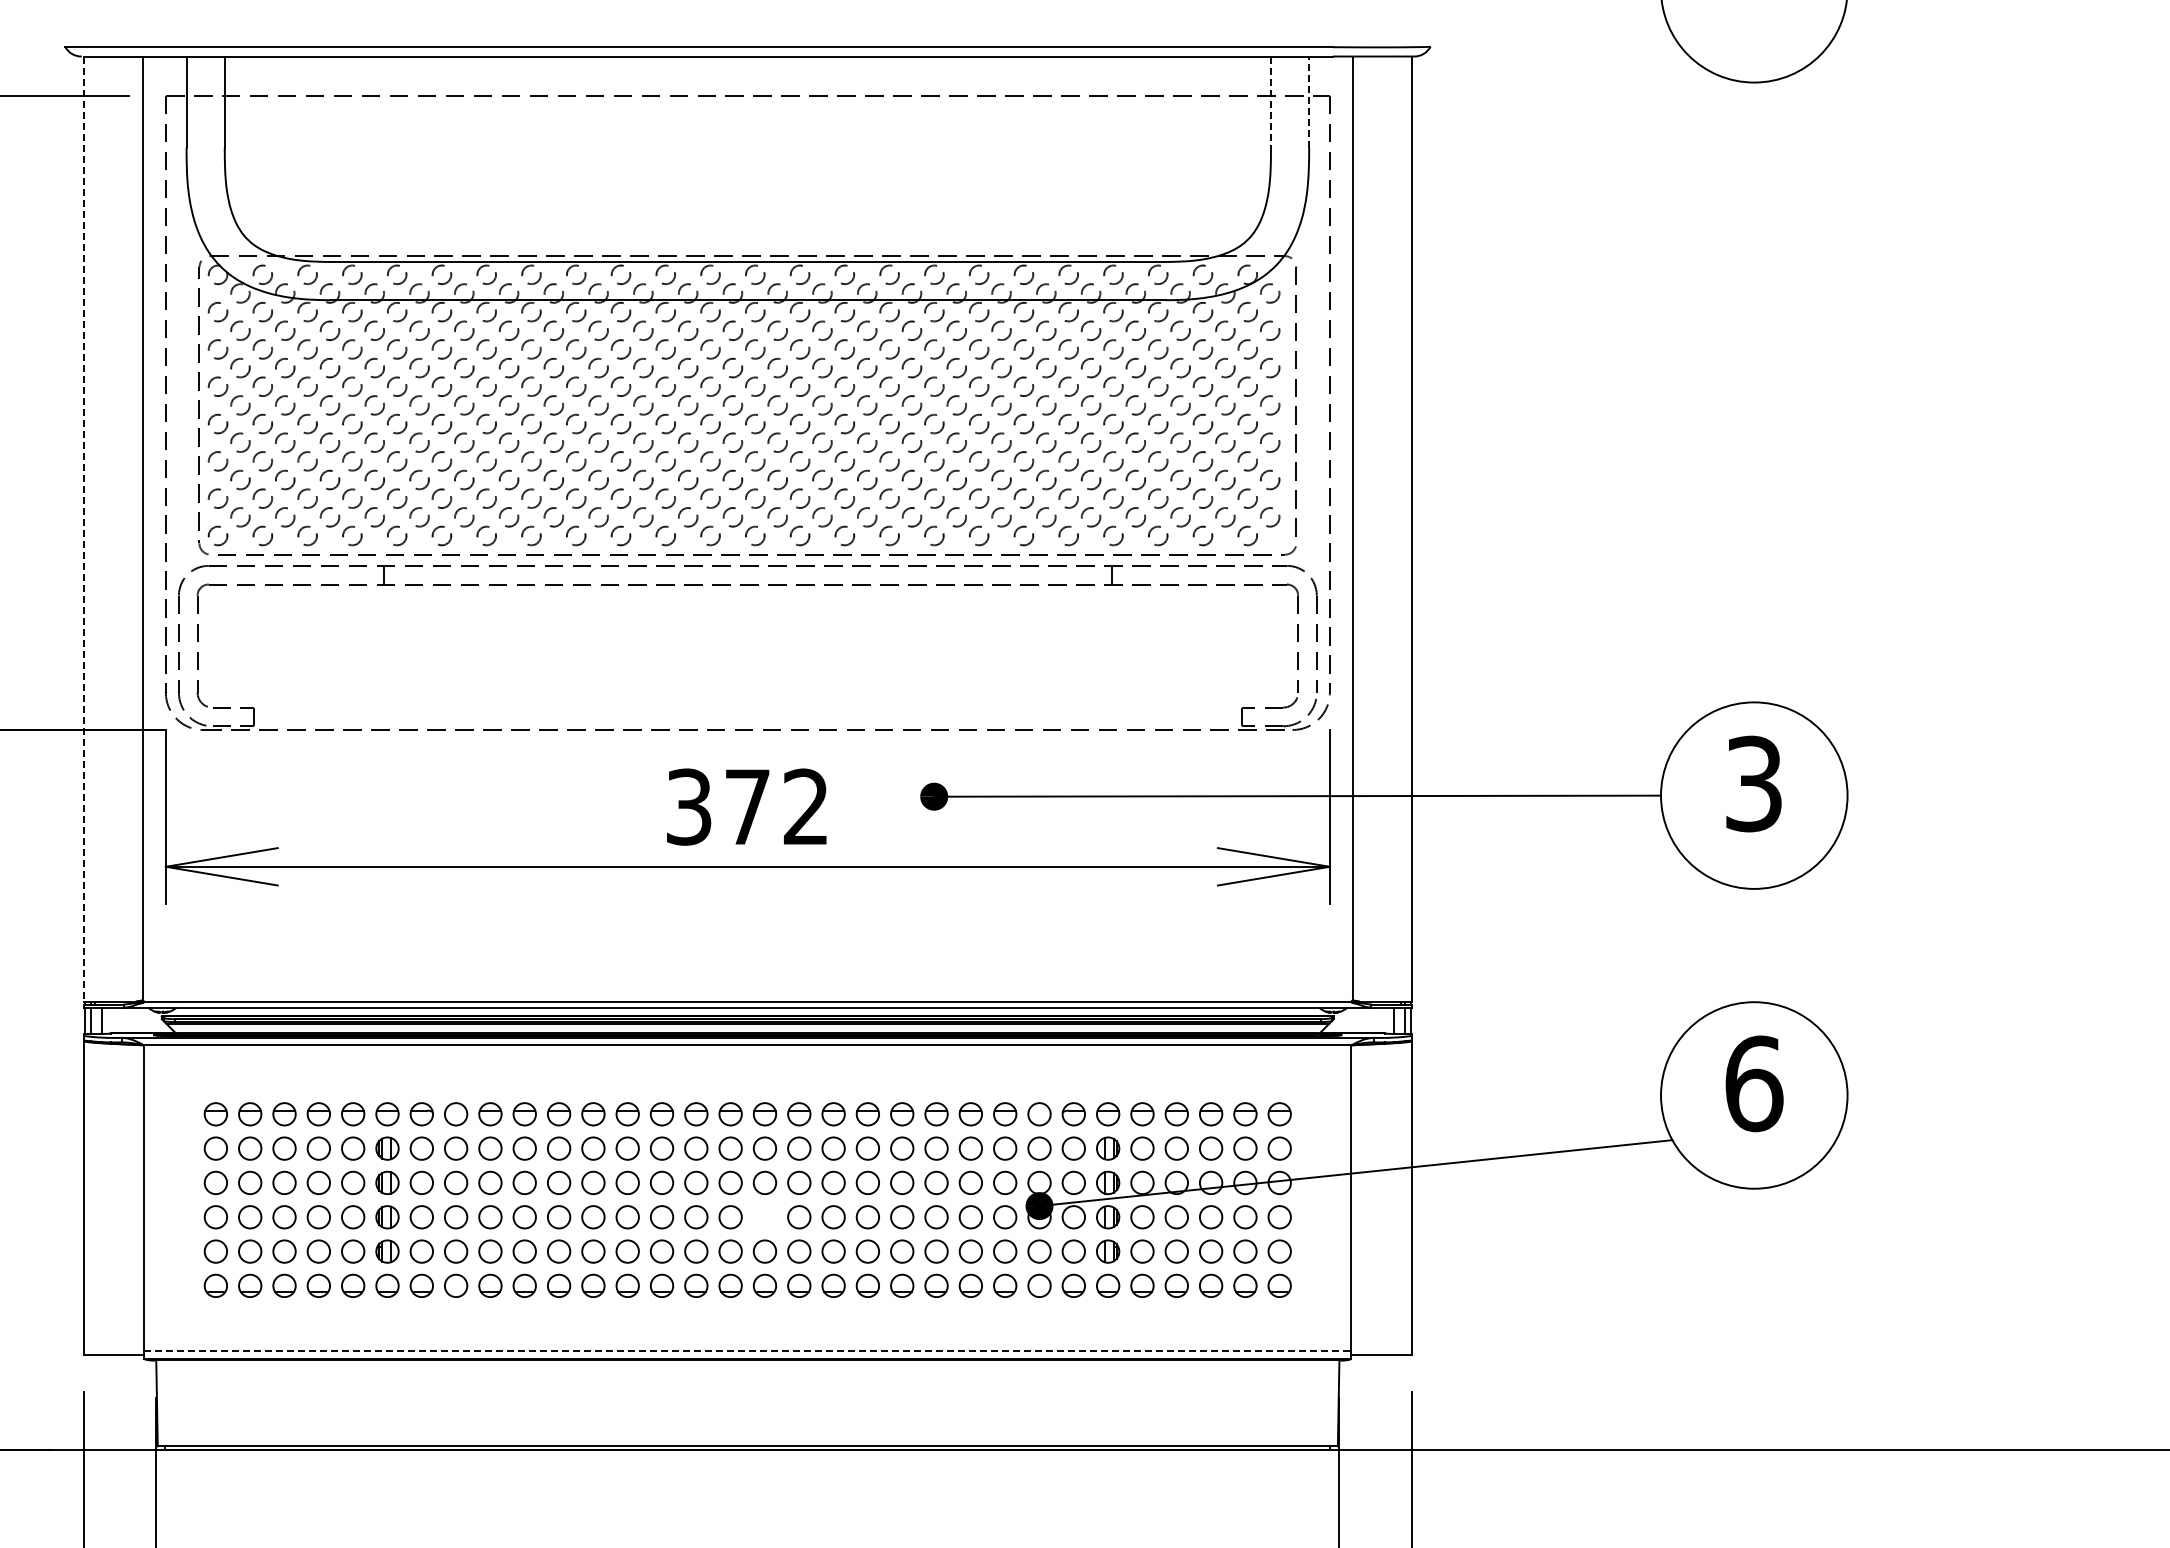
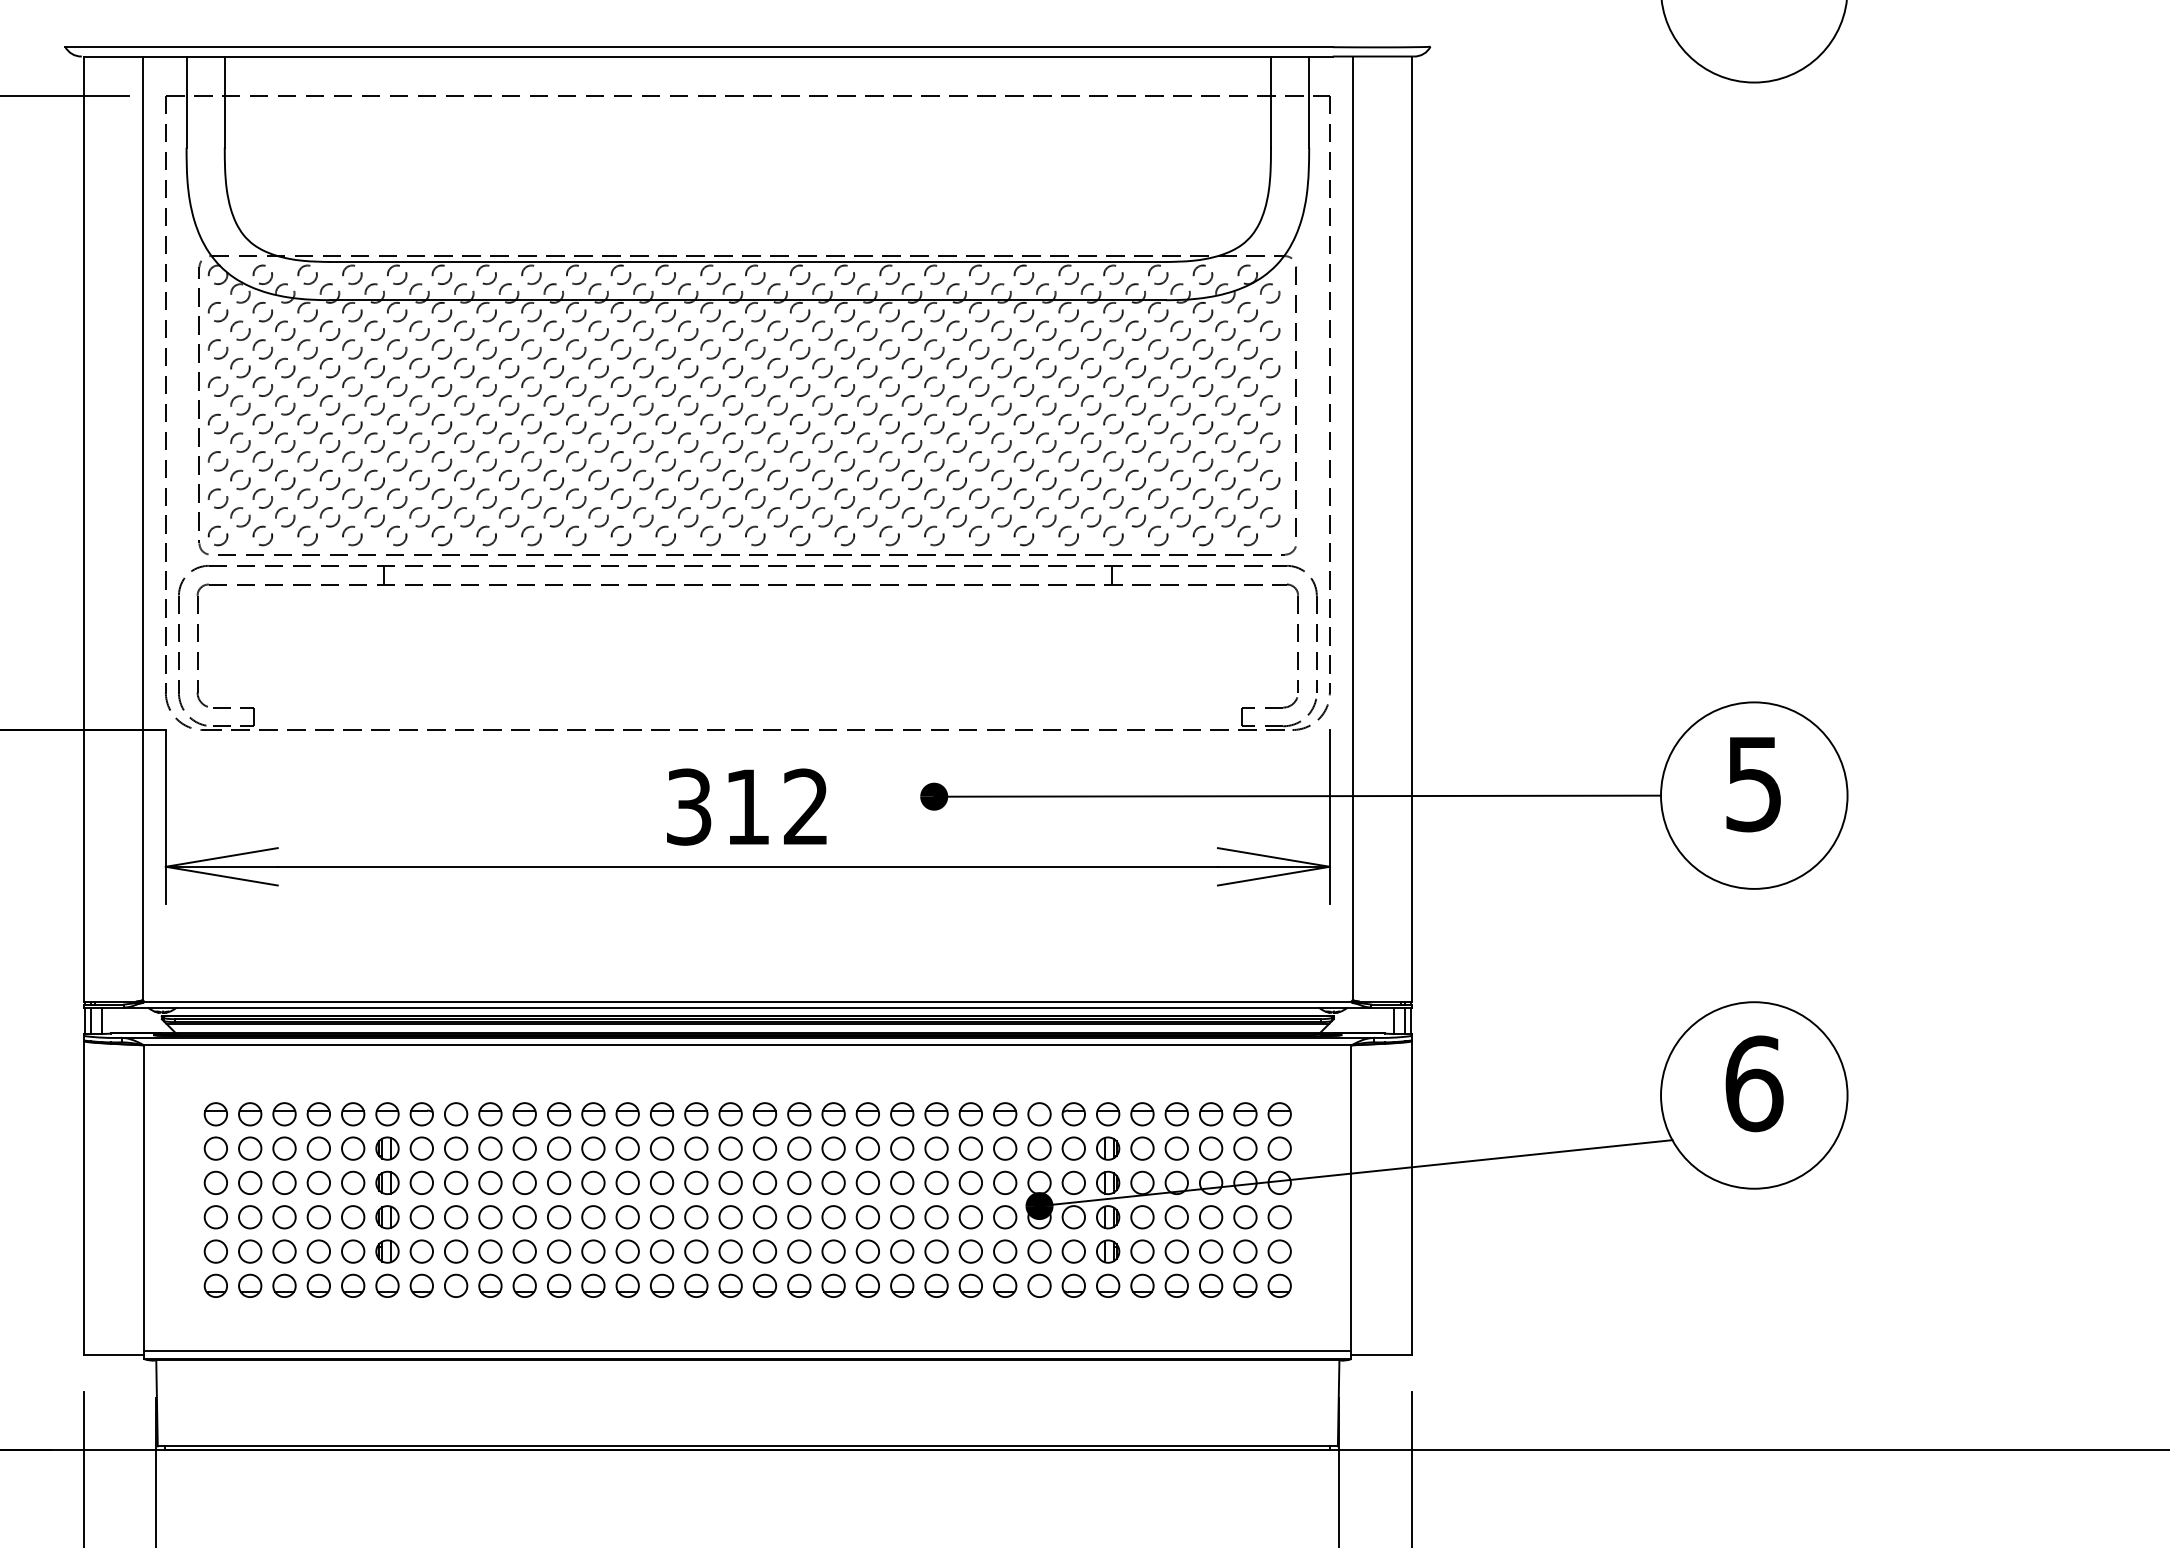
line: dashed -> solid (1271, 102)
line: dashed -> solid (1309, 102)
line: dashed -> solid (83, 529)
text: 3 -> 5 (1753, 783)
text: 372 -> 312 (747, 806)
circle: none -> present (764, 1217)
line: dashed -> solid (747, 1351)
